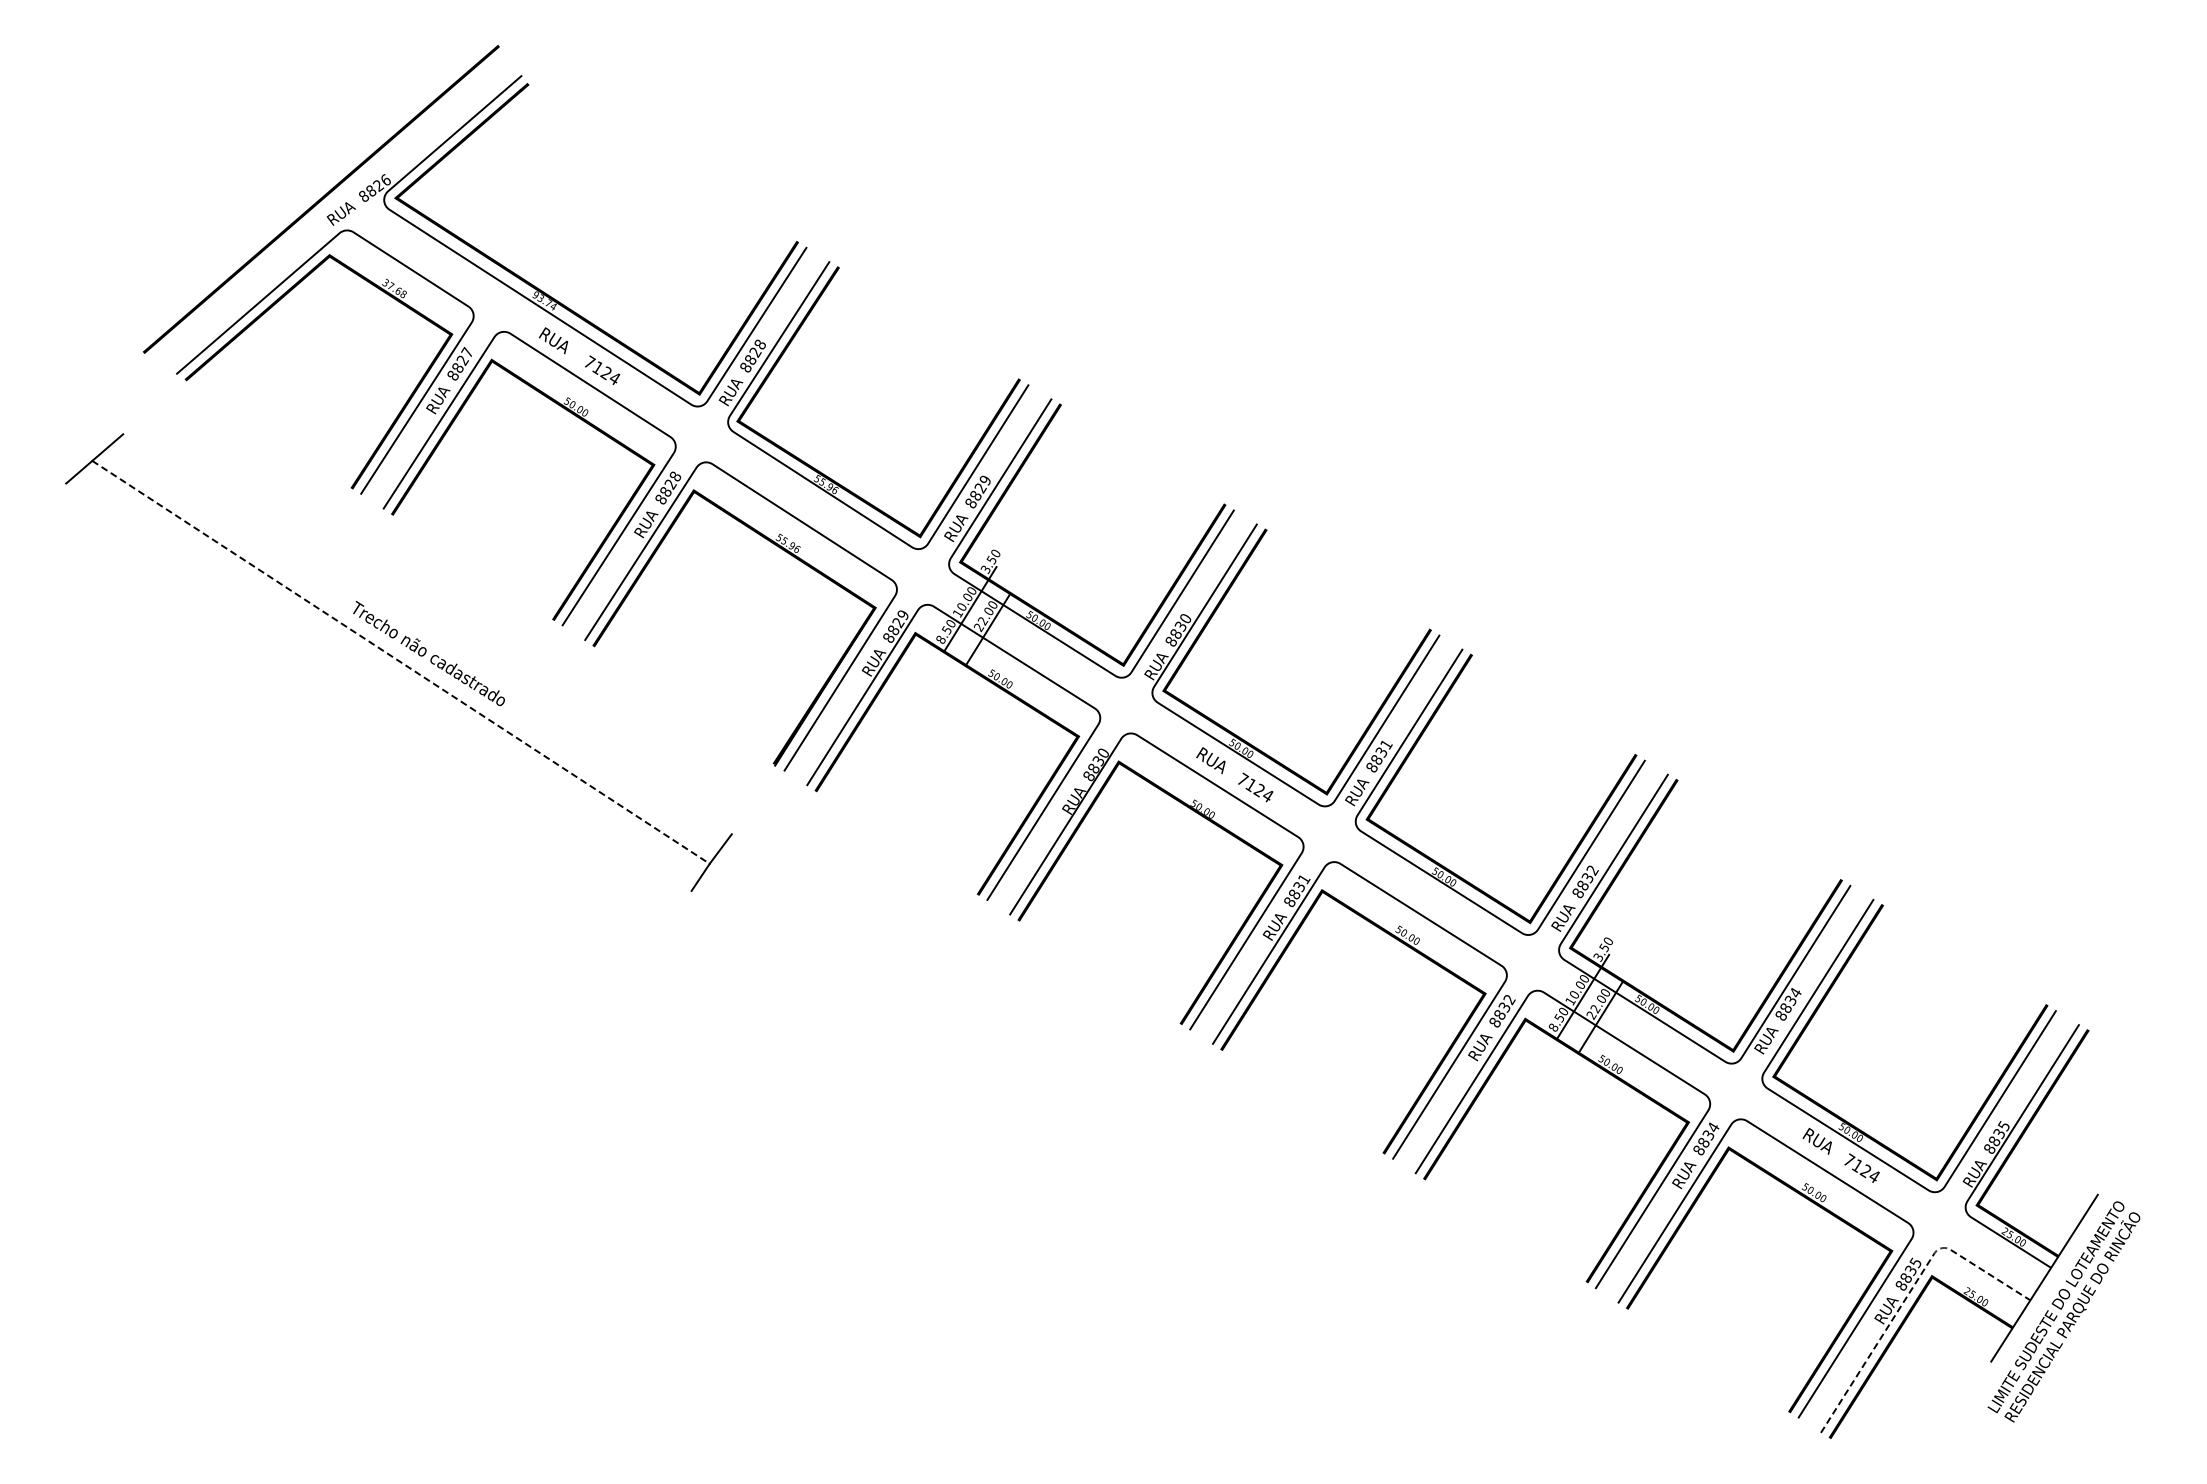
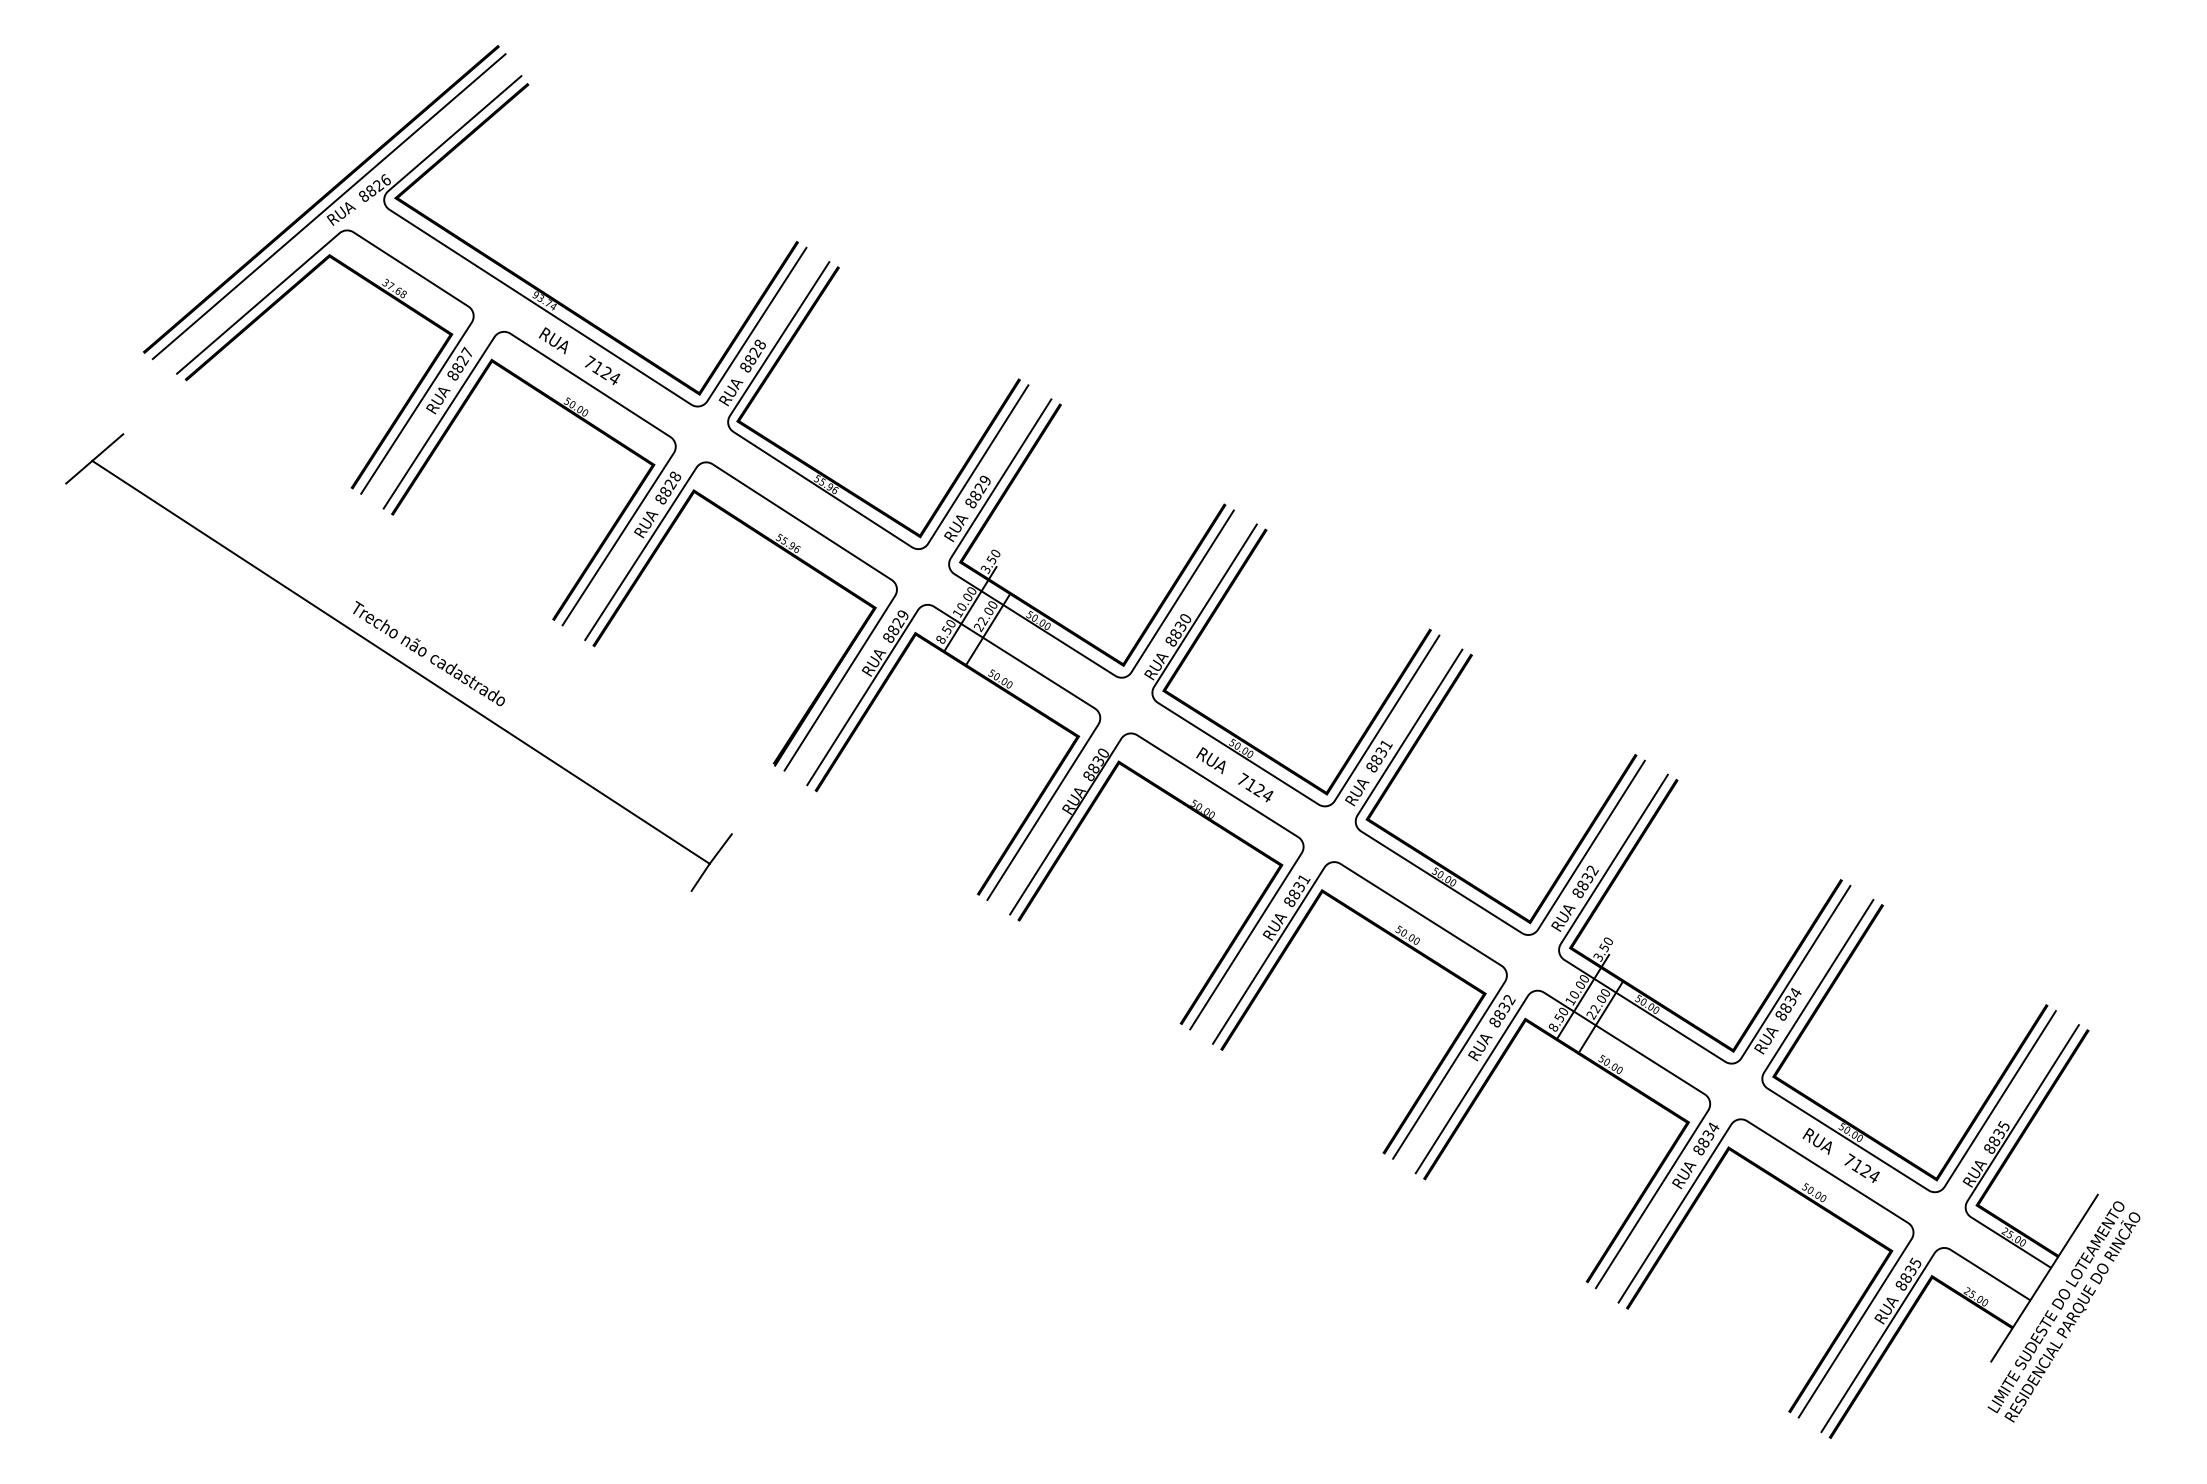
line: none -> present (328, 206)
line: dashed -> solid (401, 662)
line: dashed -> solid (1912, 1288)
